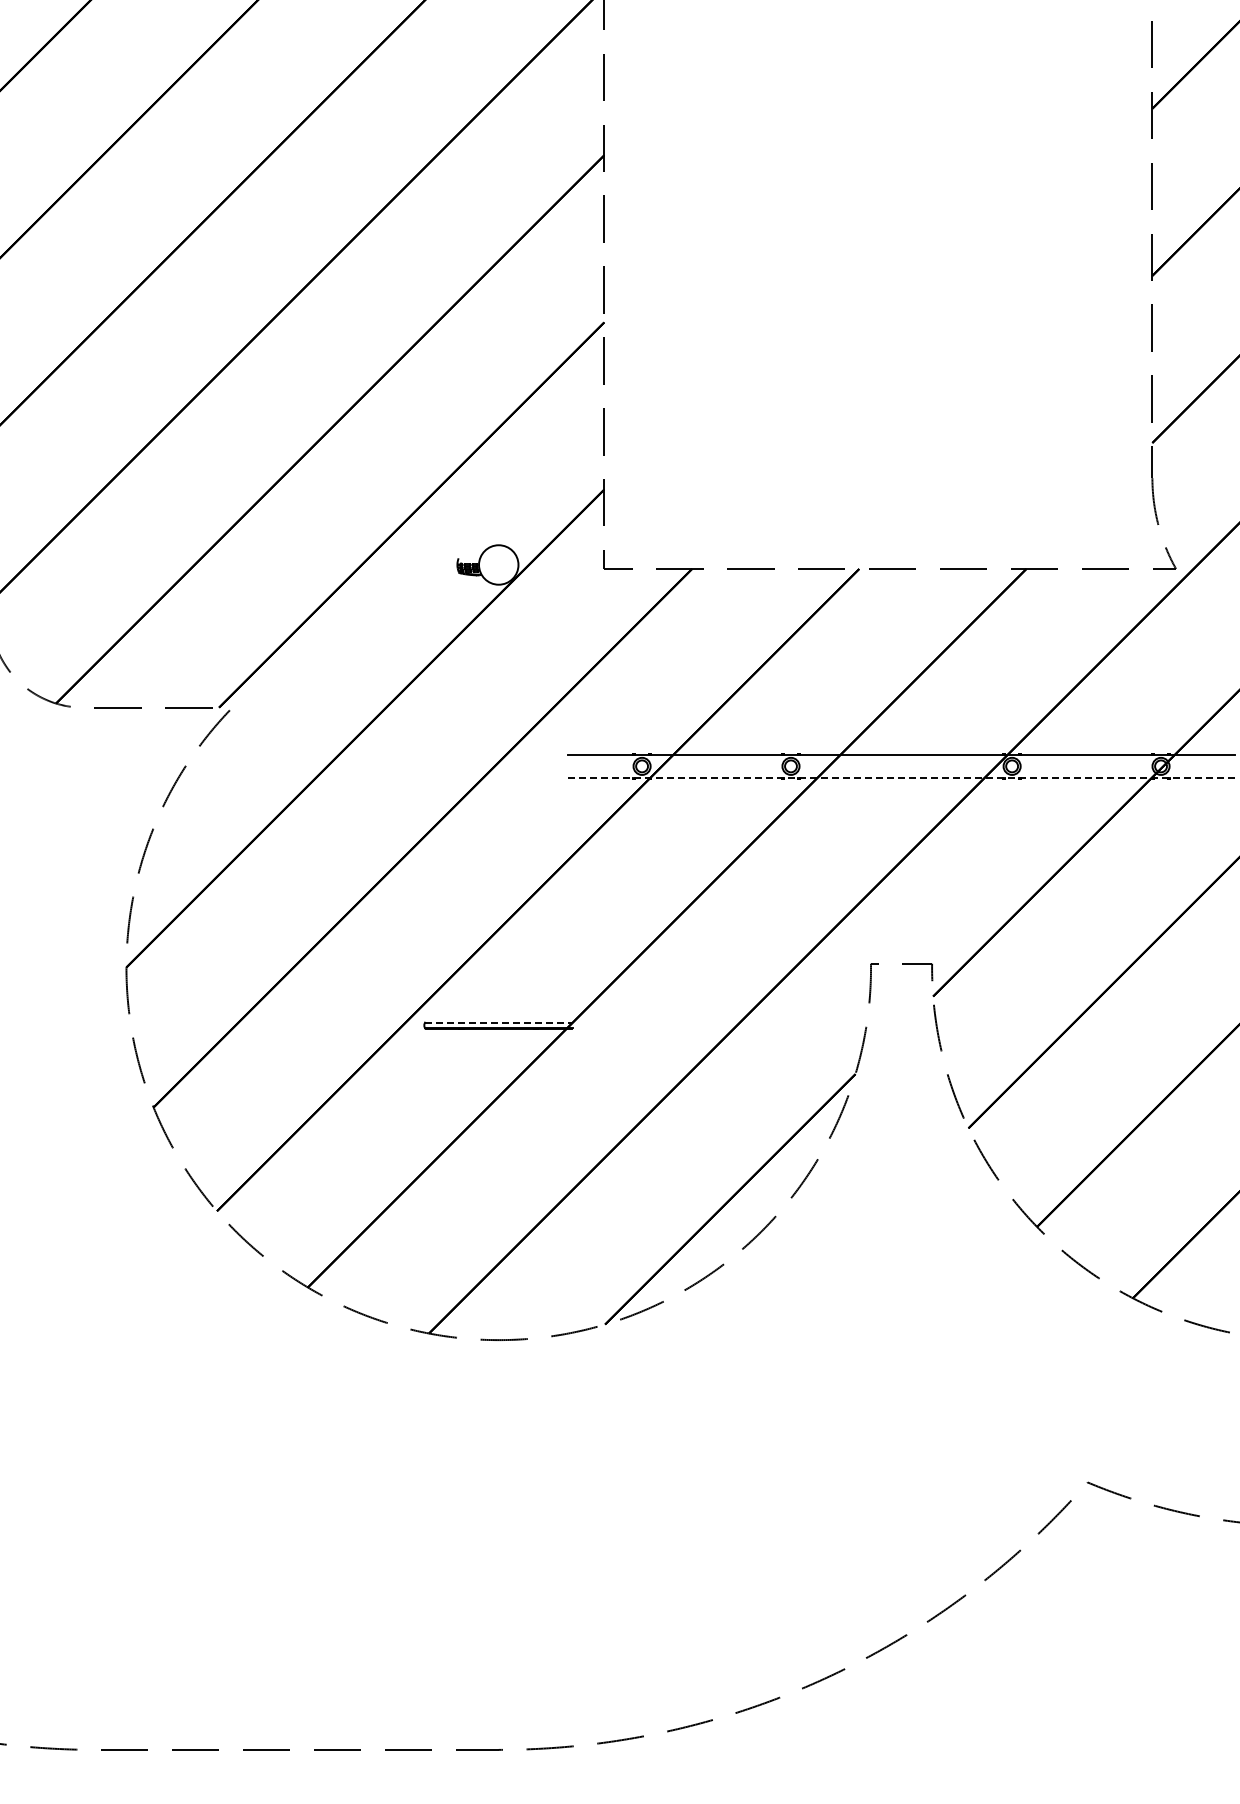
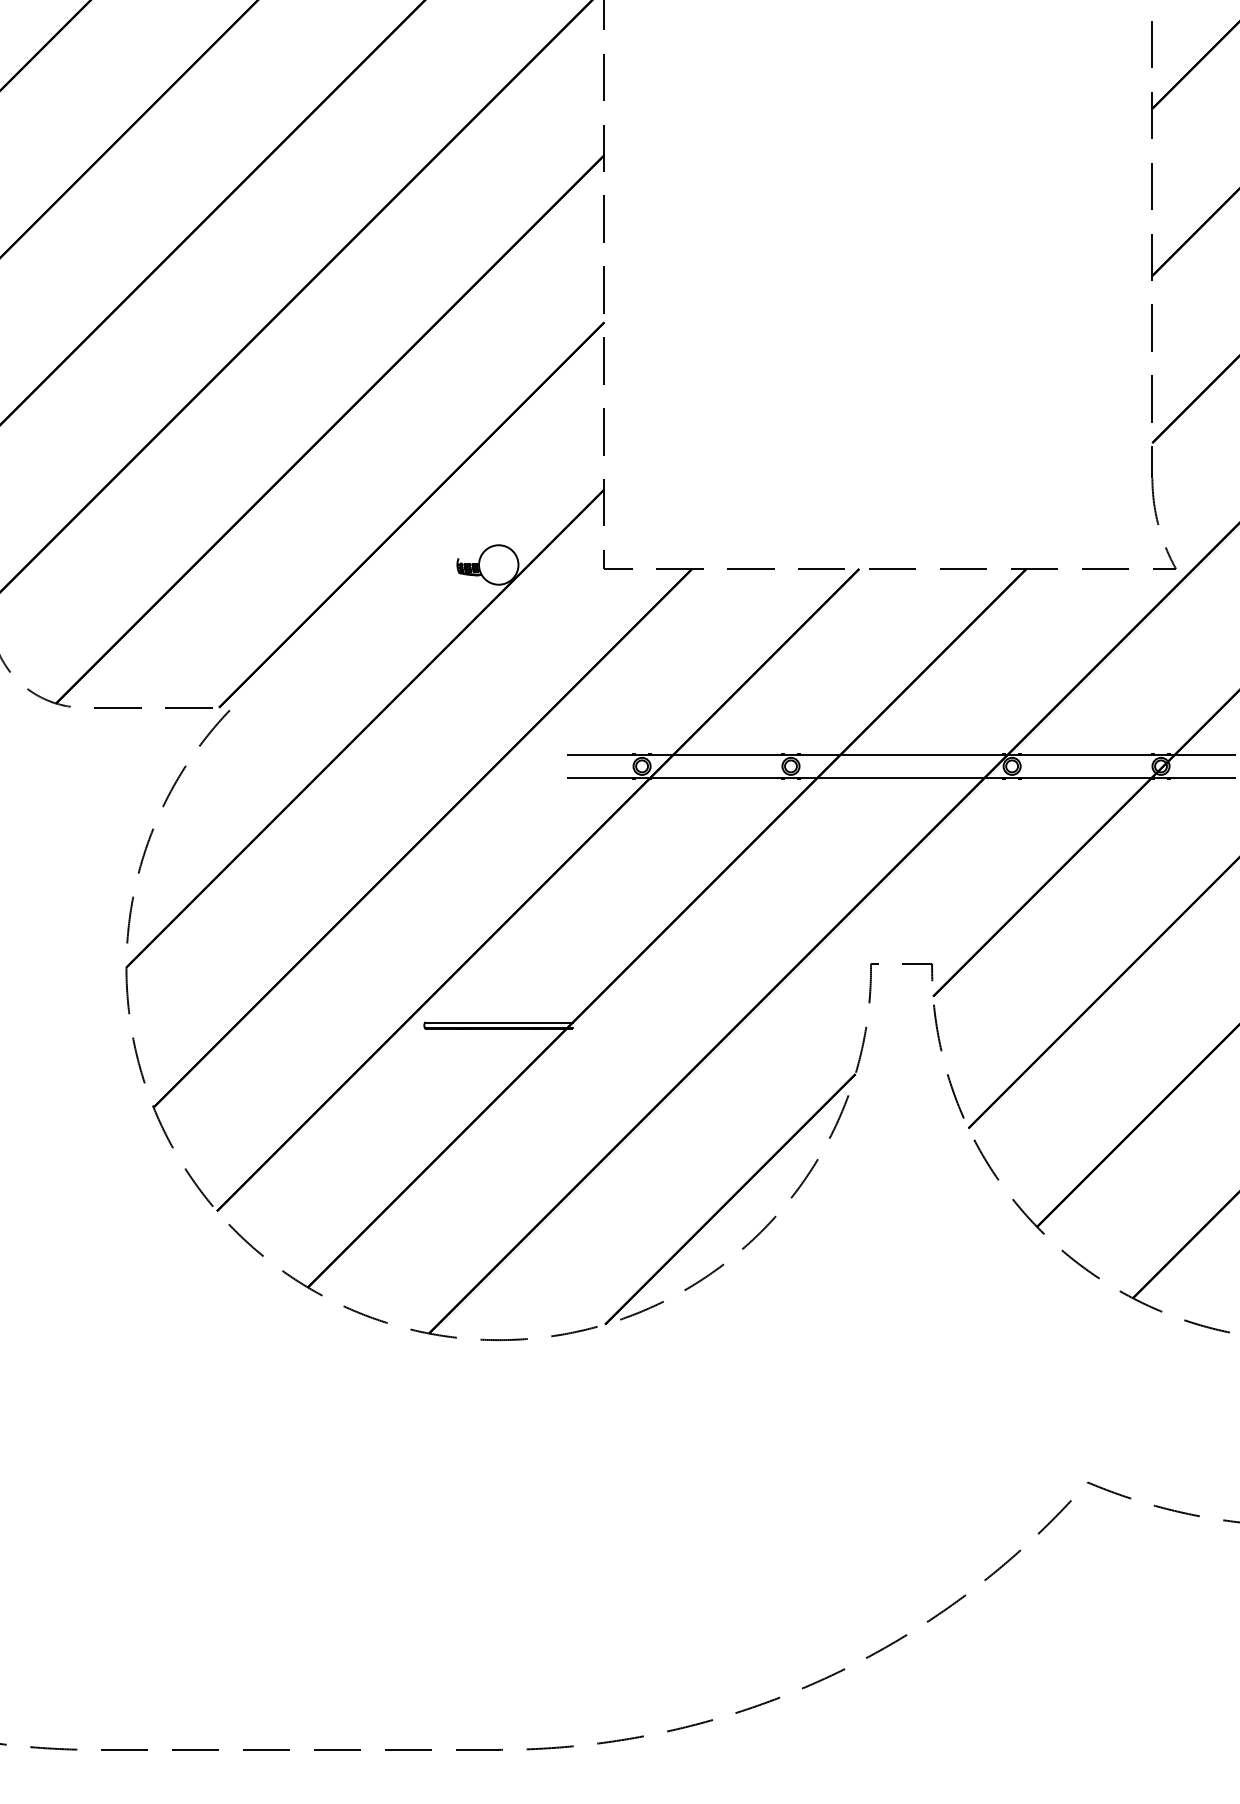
line: dashed -> solid (902, 777)
line: dashed -> solid (498, 1022)
